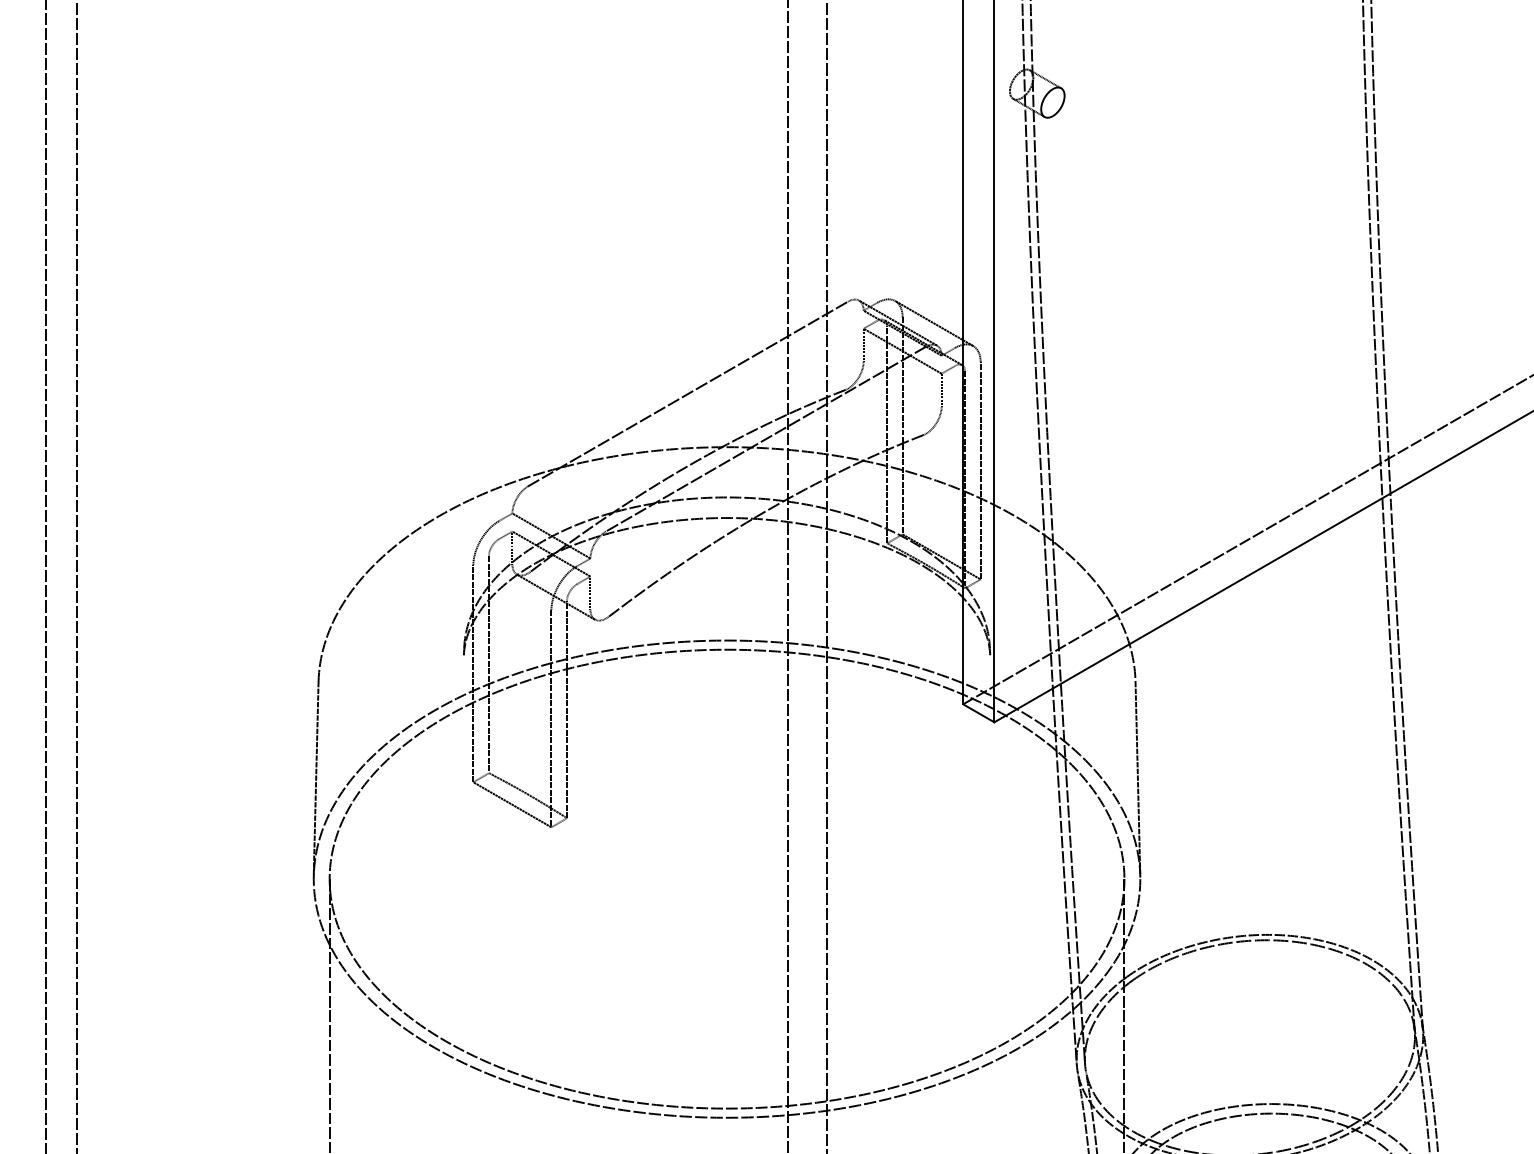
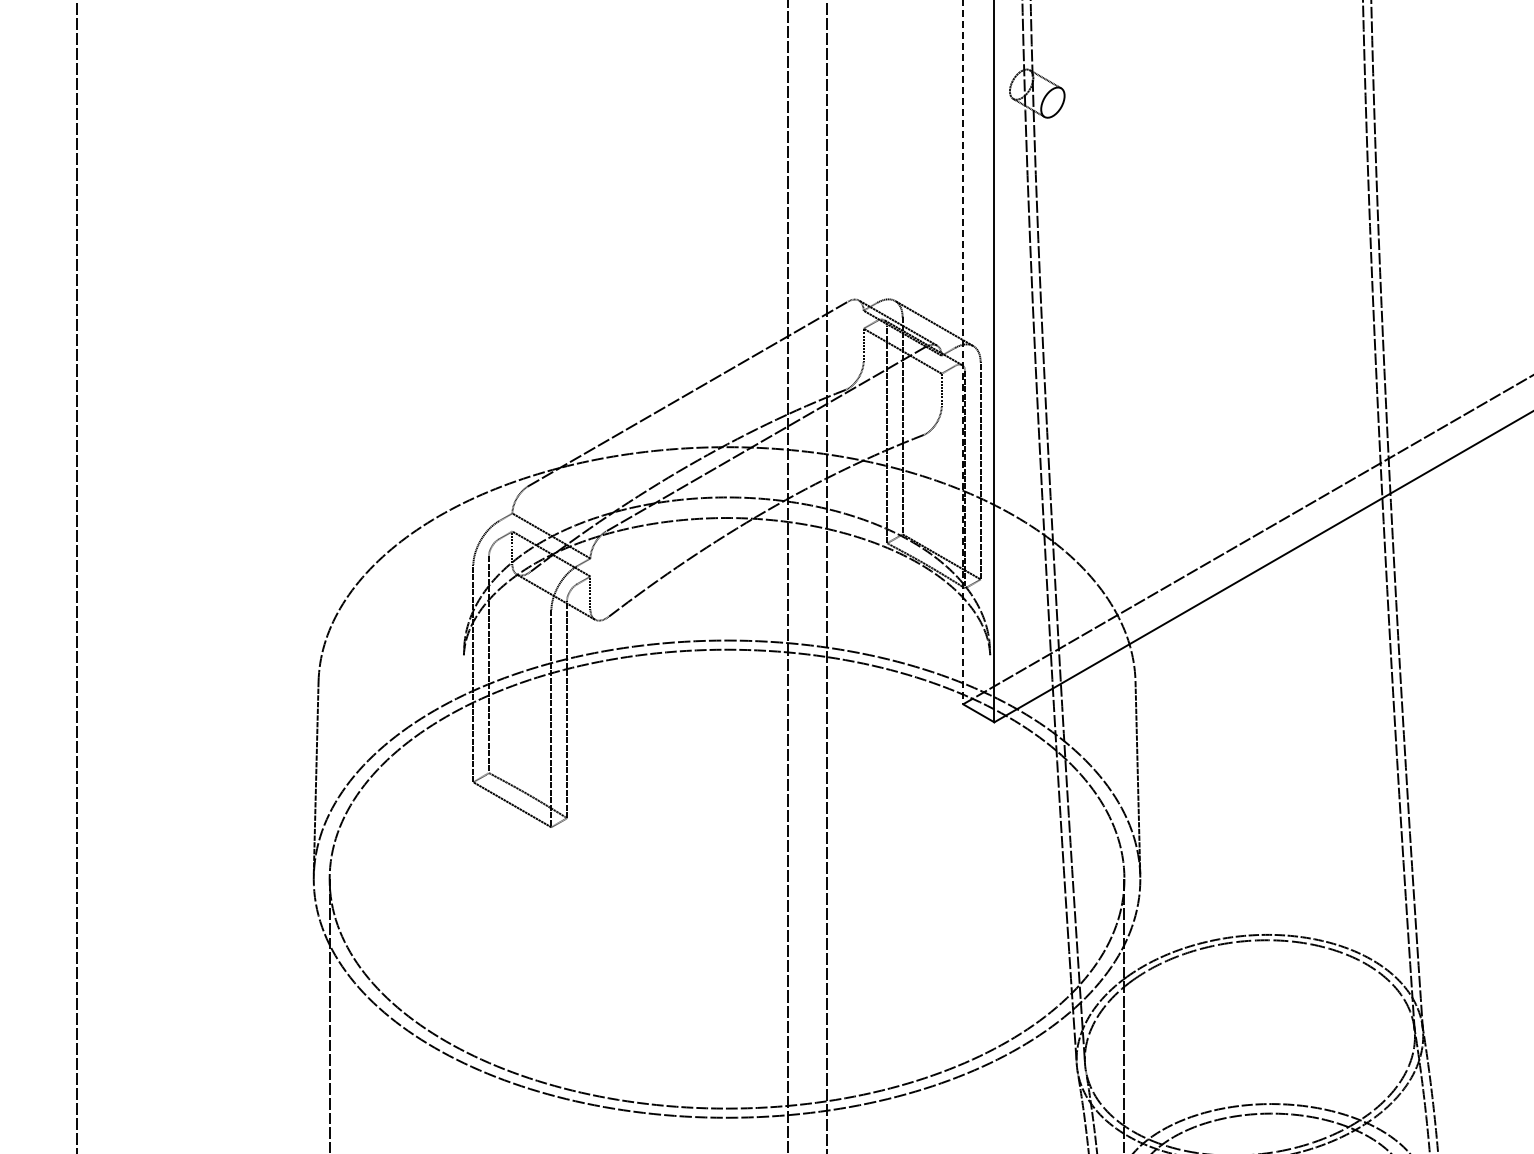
line: solid -> dashed (963, 352)
line: present -> none (46, 576)
